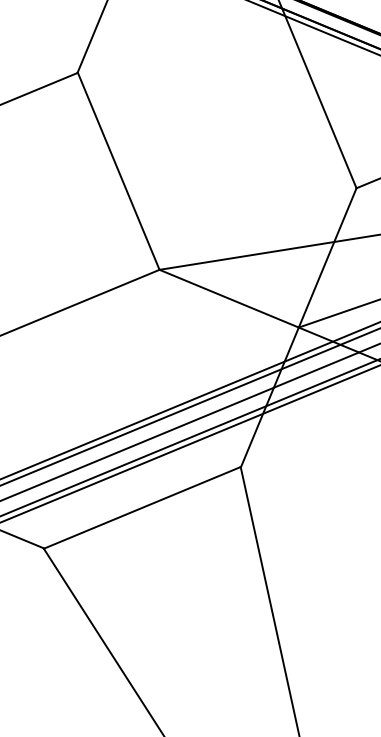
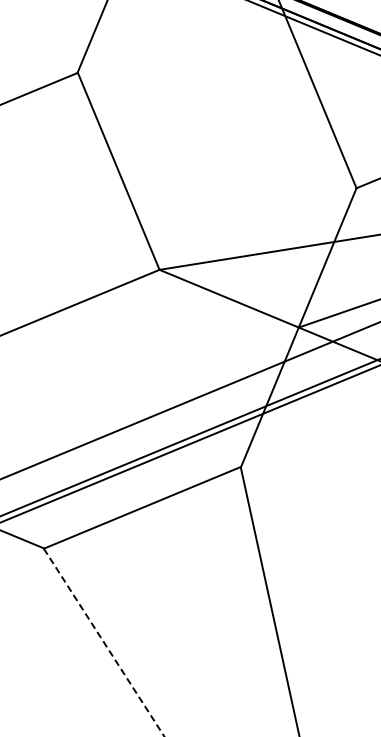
line: present -> none (189, 406)
line: present -> none (189, 422)
line: solid -> dashed (104, 642)
